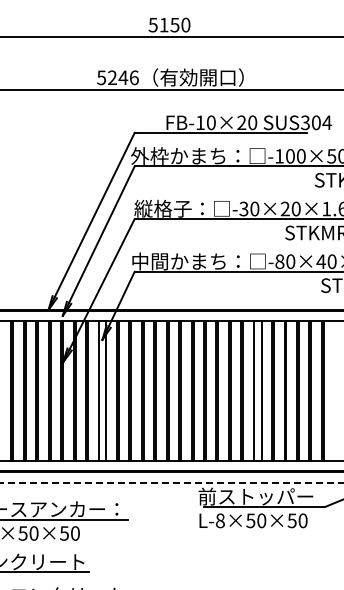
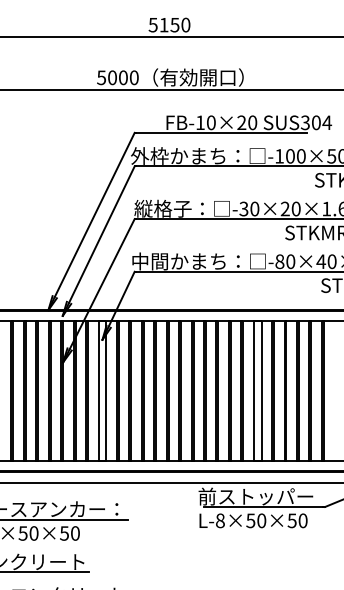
text: 5246 -> 5000 (123, 77)
line: dashed -> solid (171, 483)
